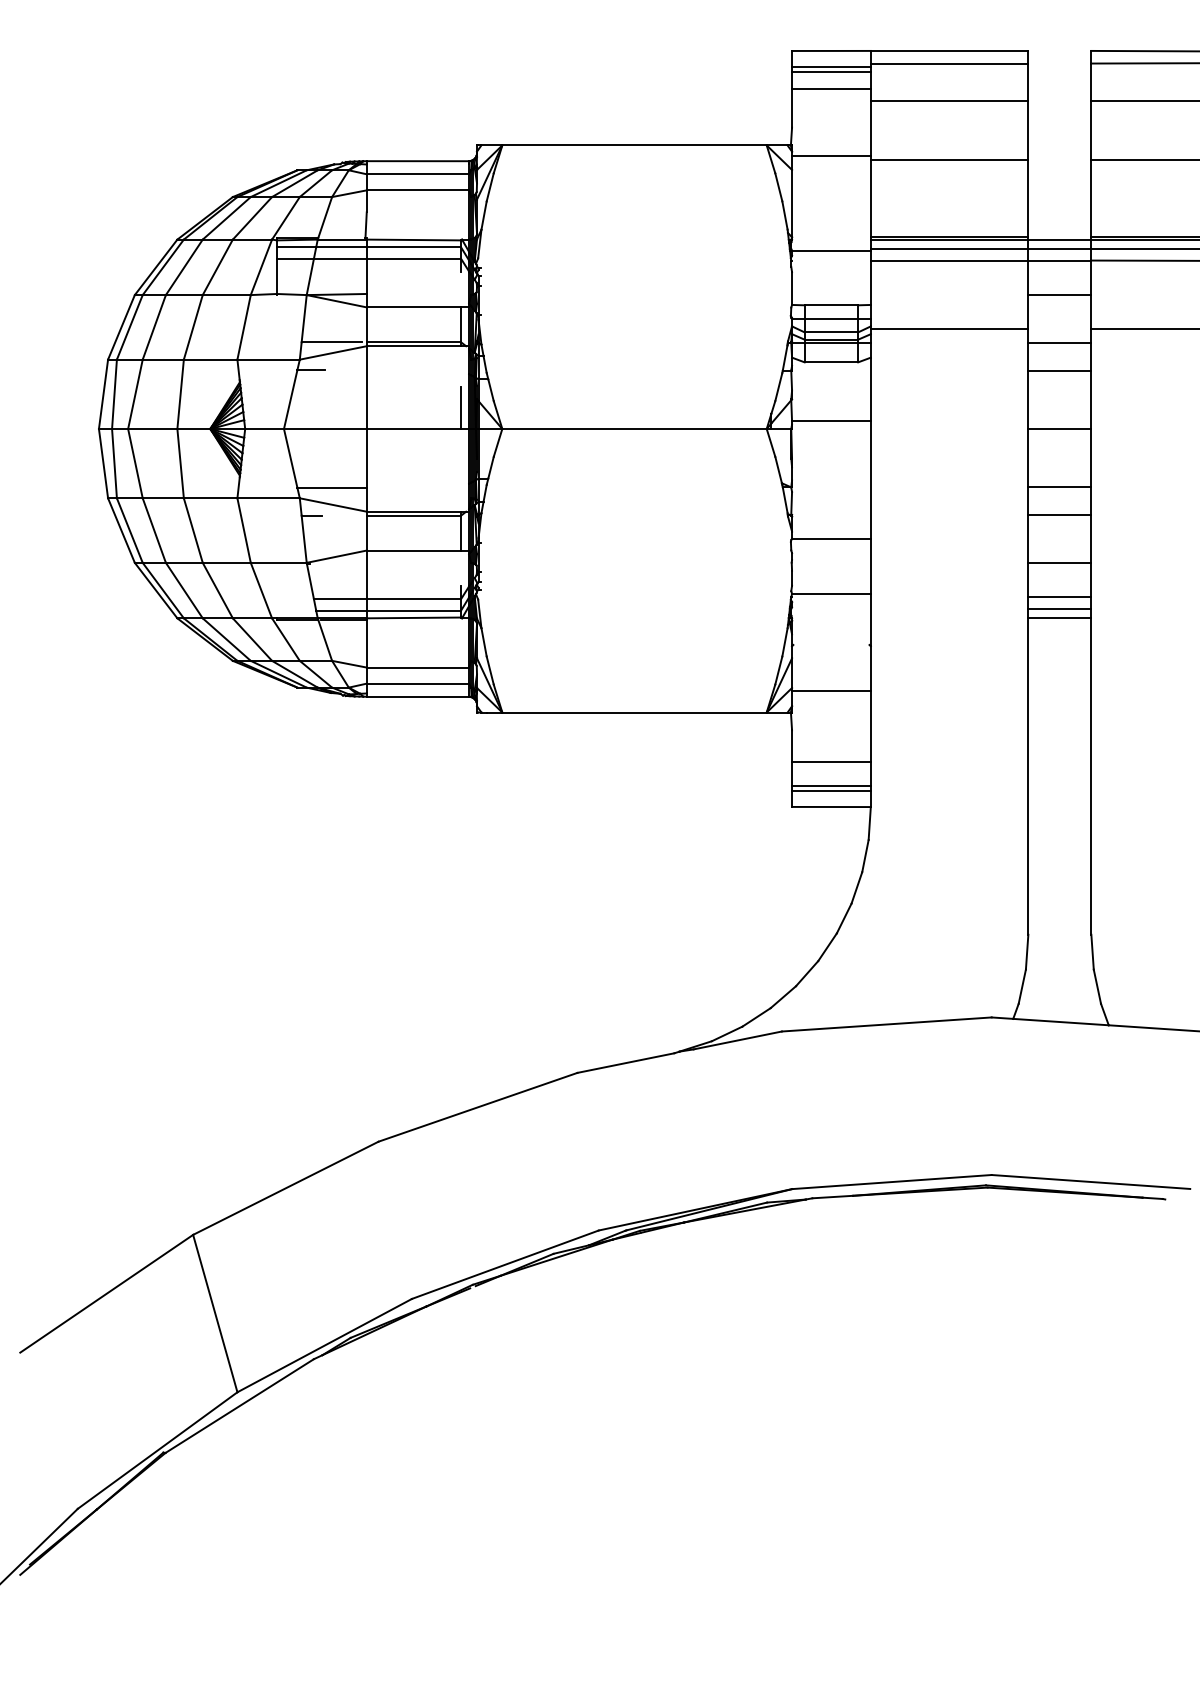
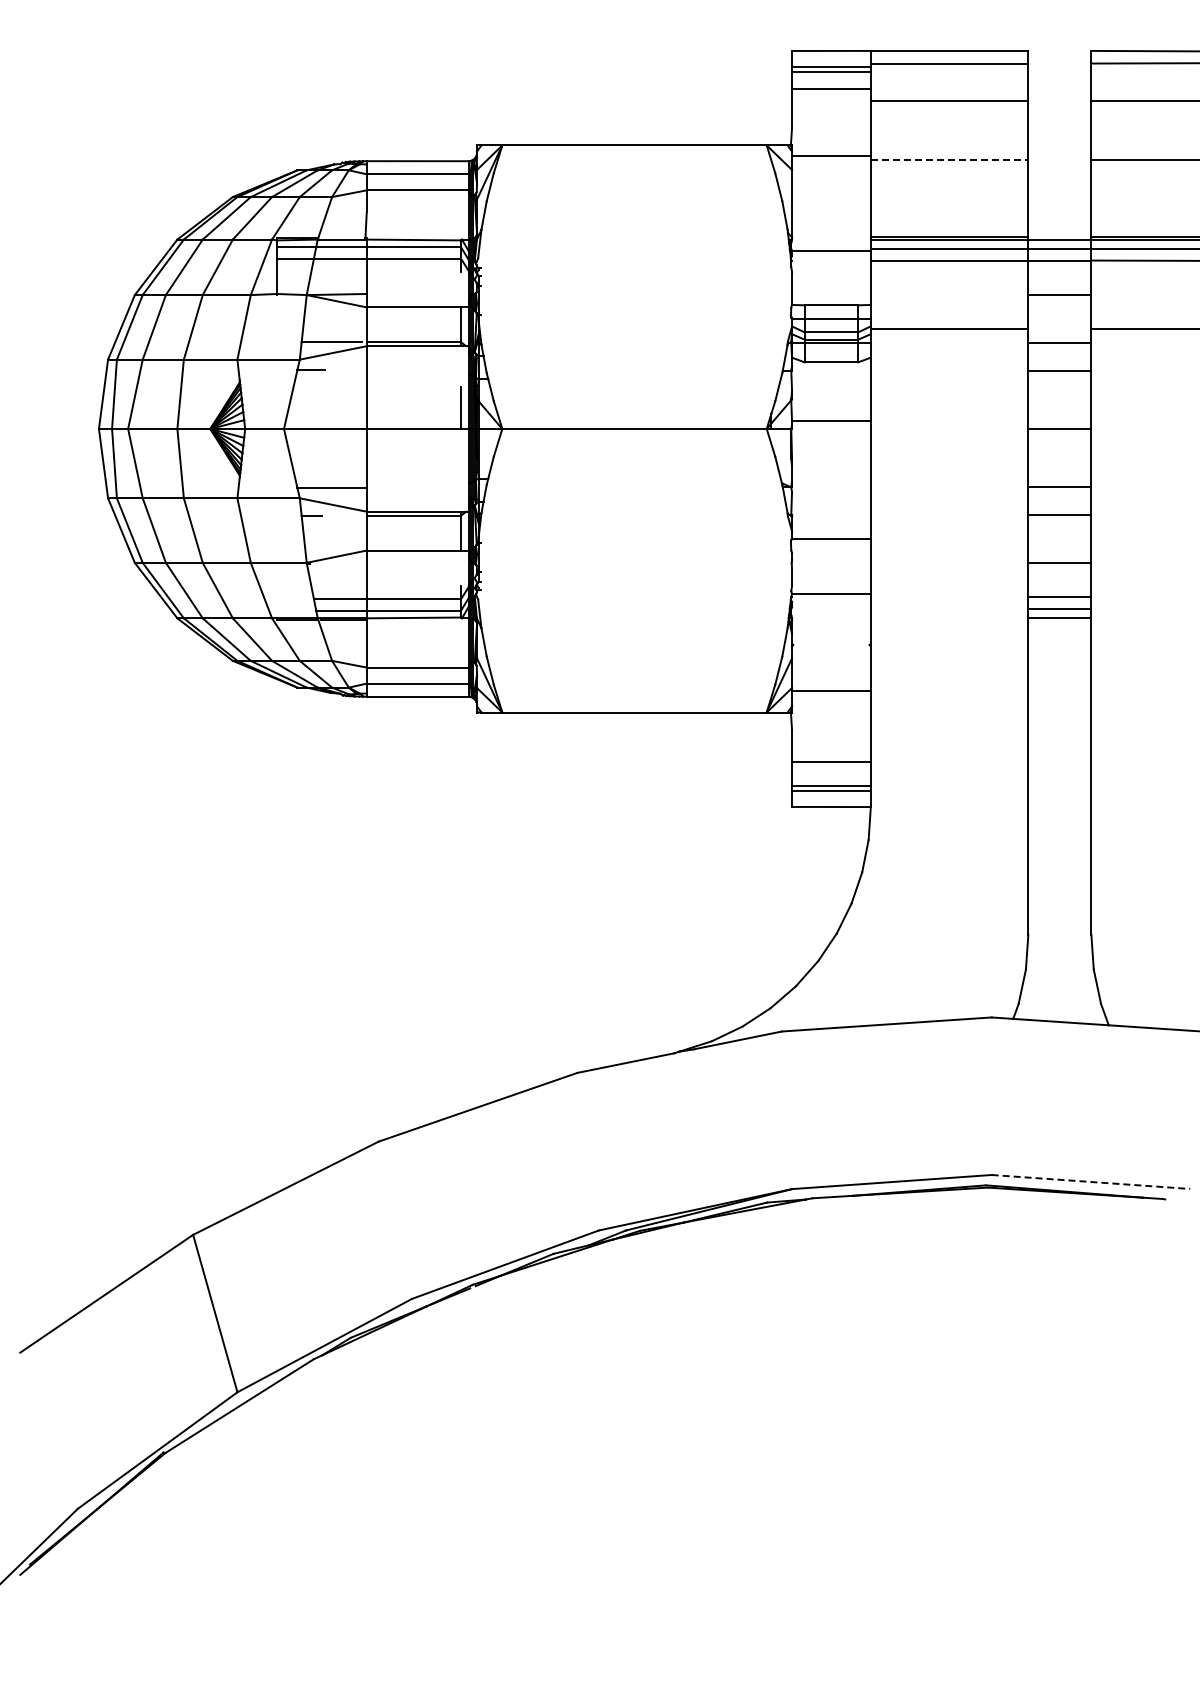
line: solid -> dashed (949, 159)
line: solid -> dashed (1090, 1181)
